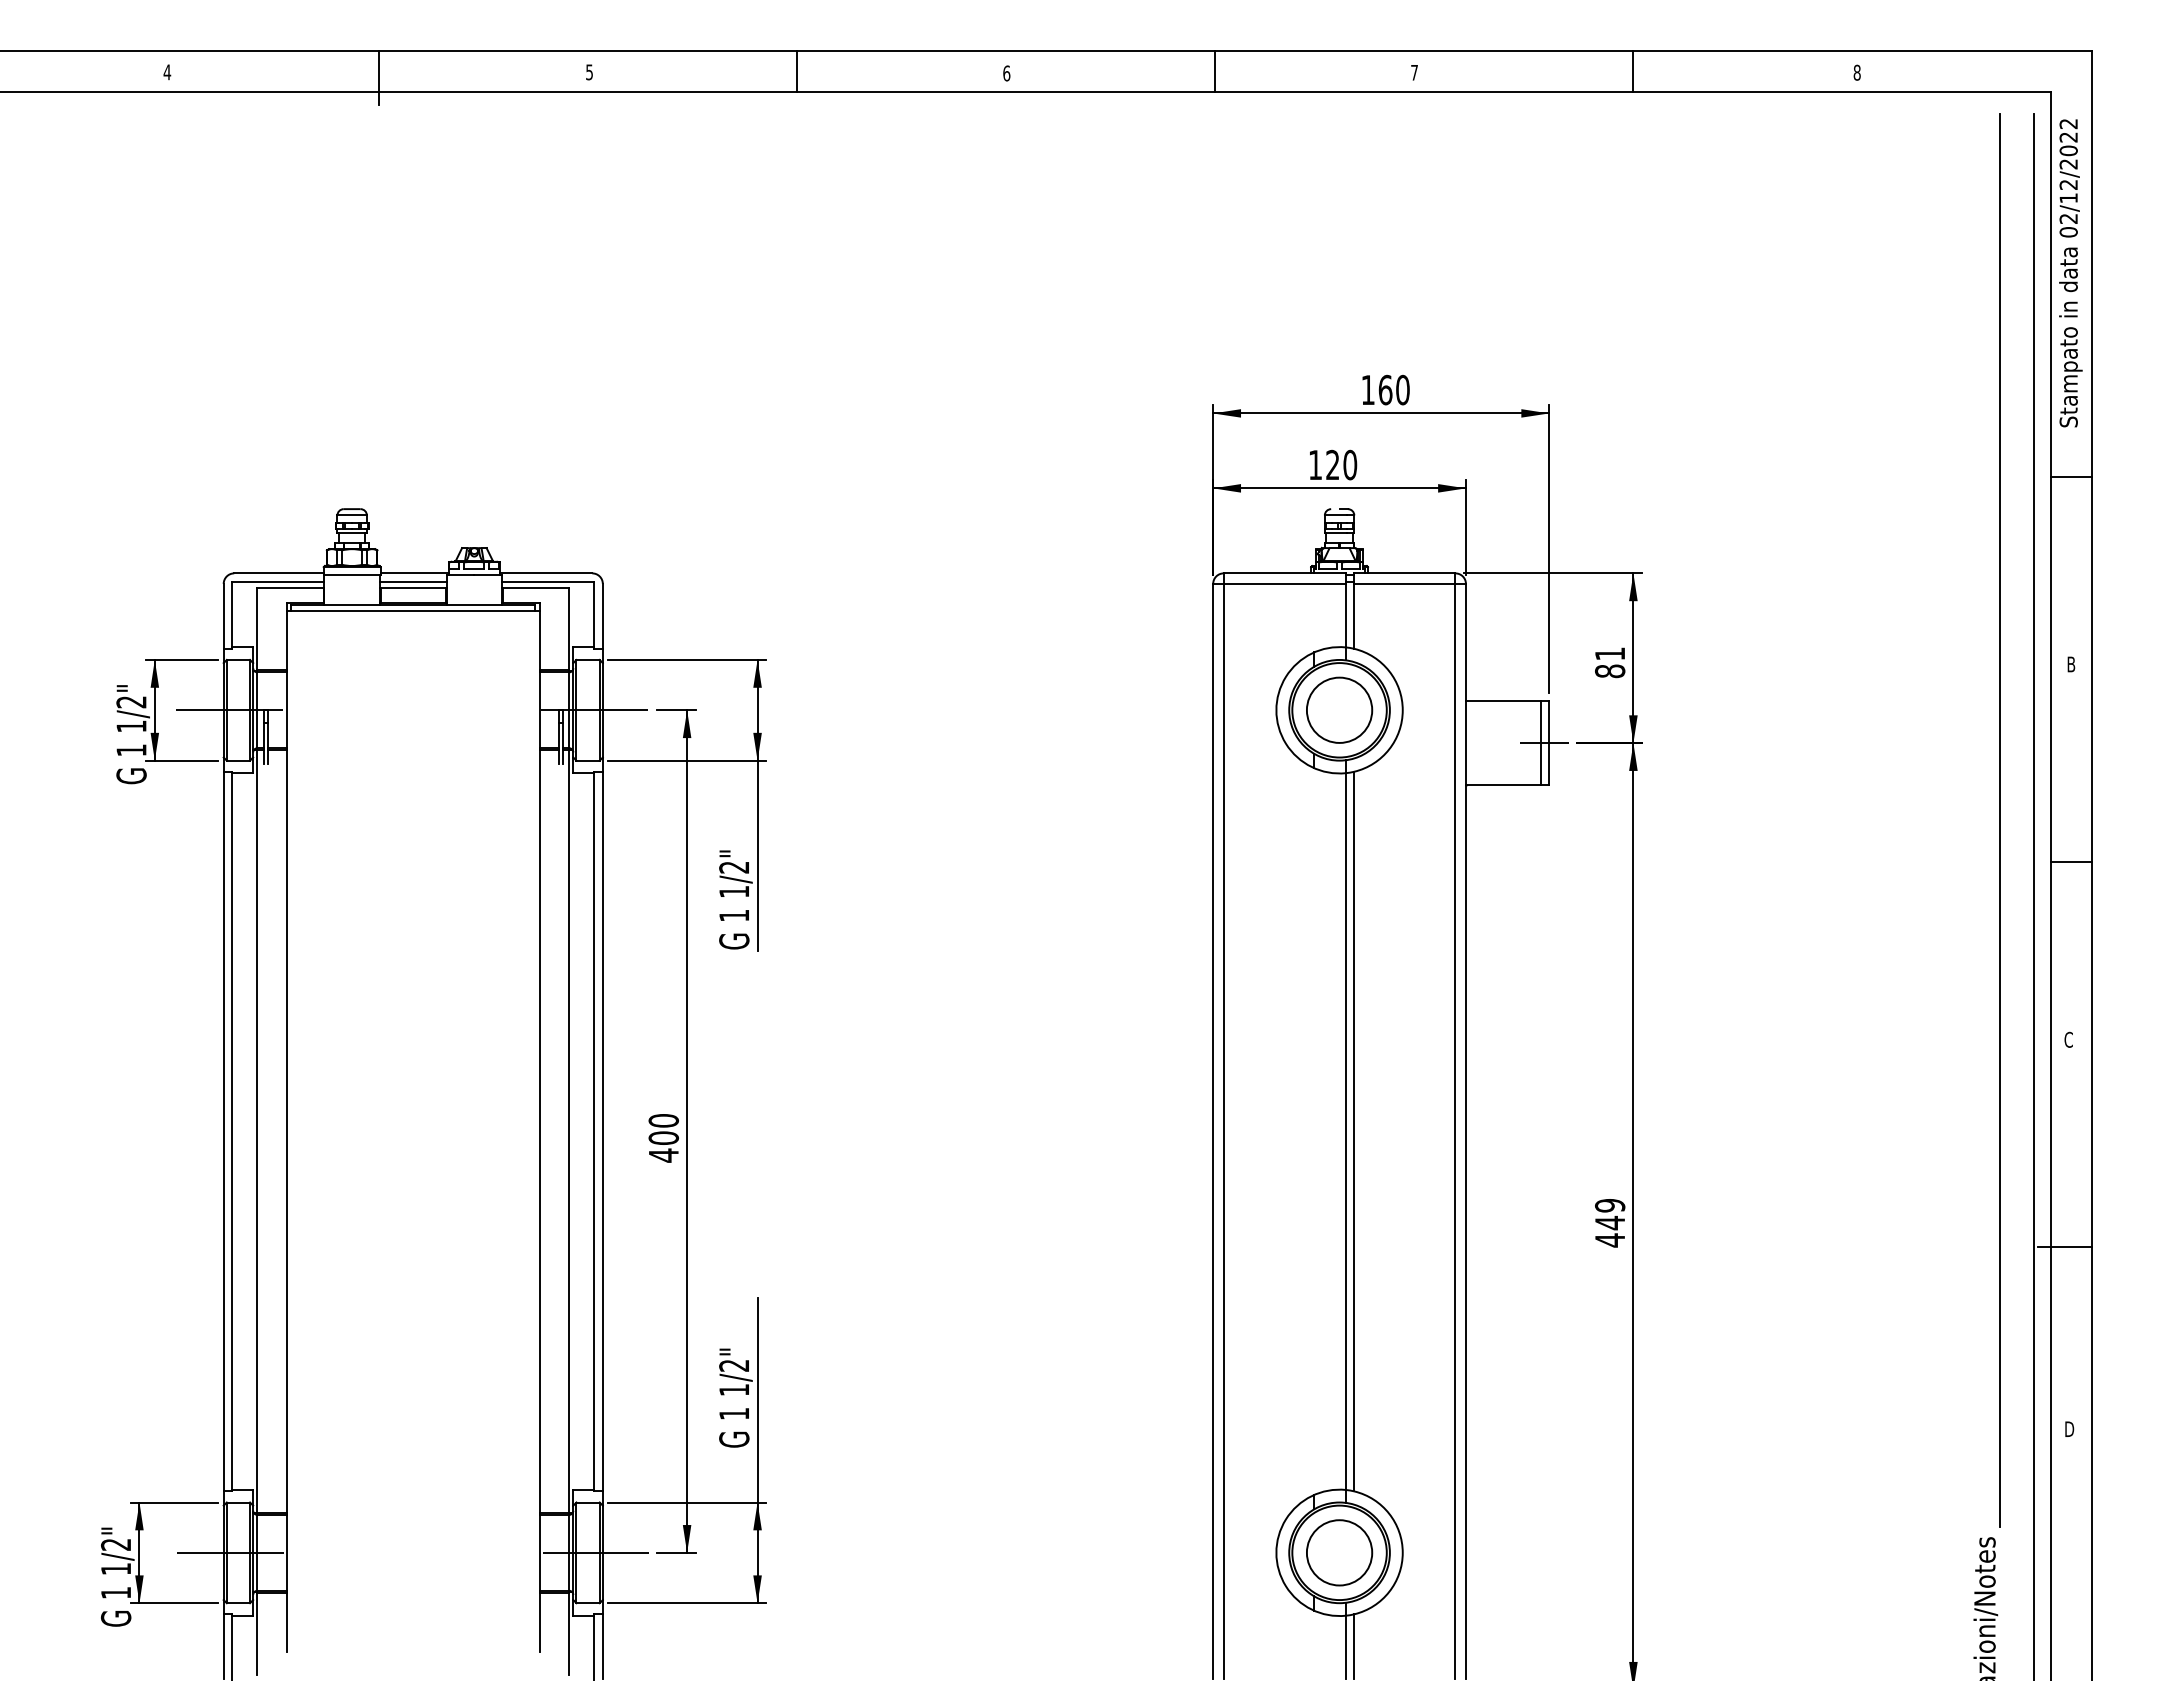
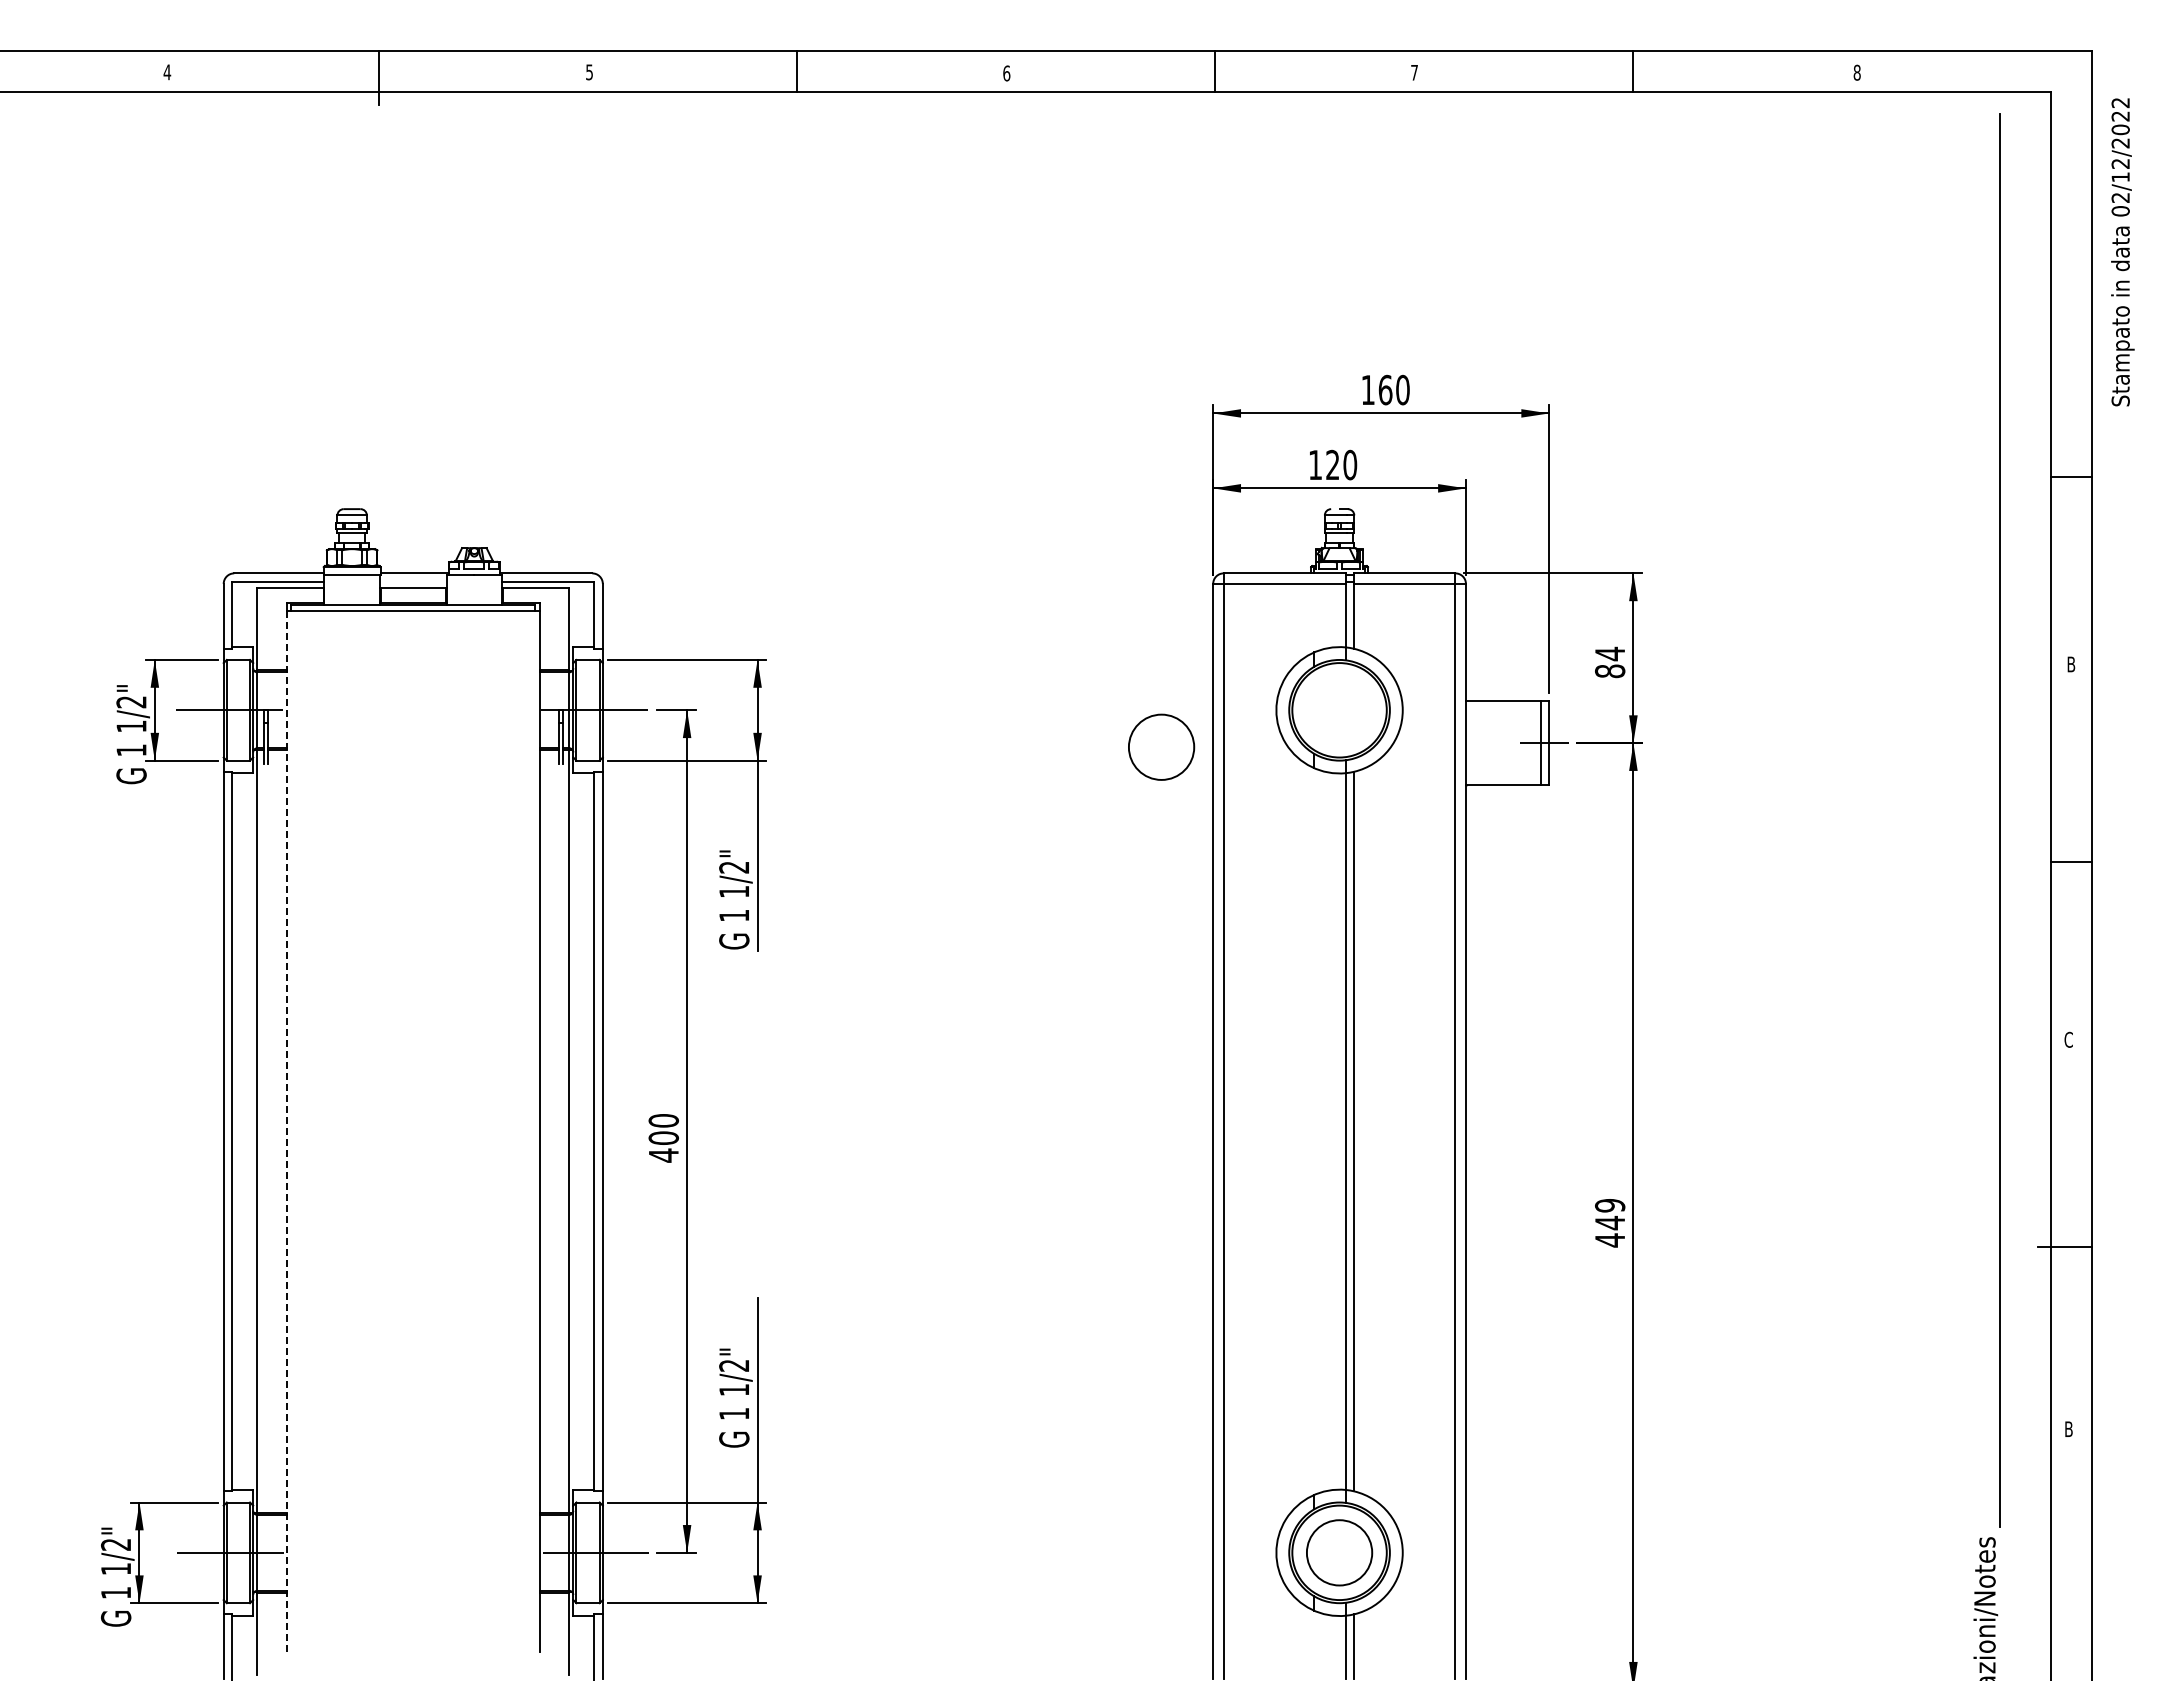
text position: (2070, 273) -> (2122, 252) (2122, 252)
line: present -> none (412, 581)
text: 81 -> 84 (1609, 653)
circle position: (1339, 709) -> (1161, 746) (1161, 746)
line: present -> none (2033, 895)
line: solid -> dashed (286, 1132)
text: D -> B (2070, 1429)
